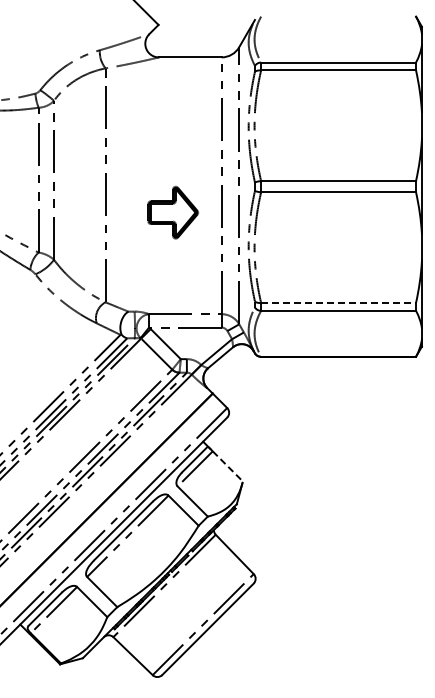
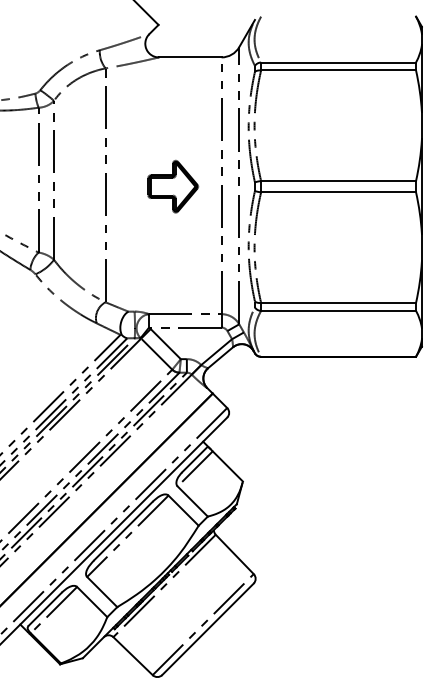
part position: (173, 212) -> (173, 186) (173, 186)
line: dashed -> solid (339, 302)
line: dashed -> solid (228, 466)
